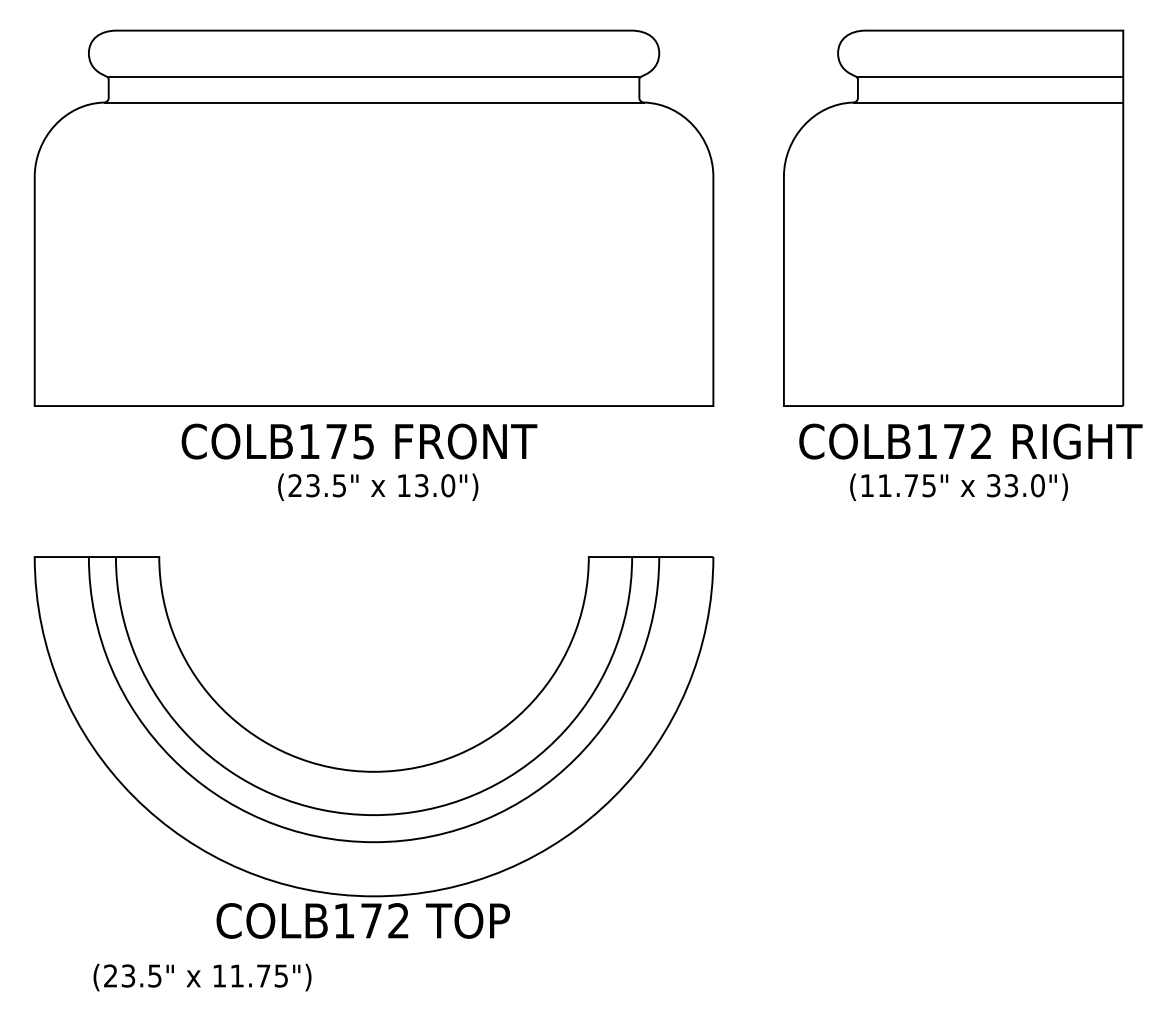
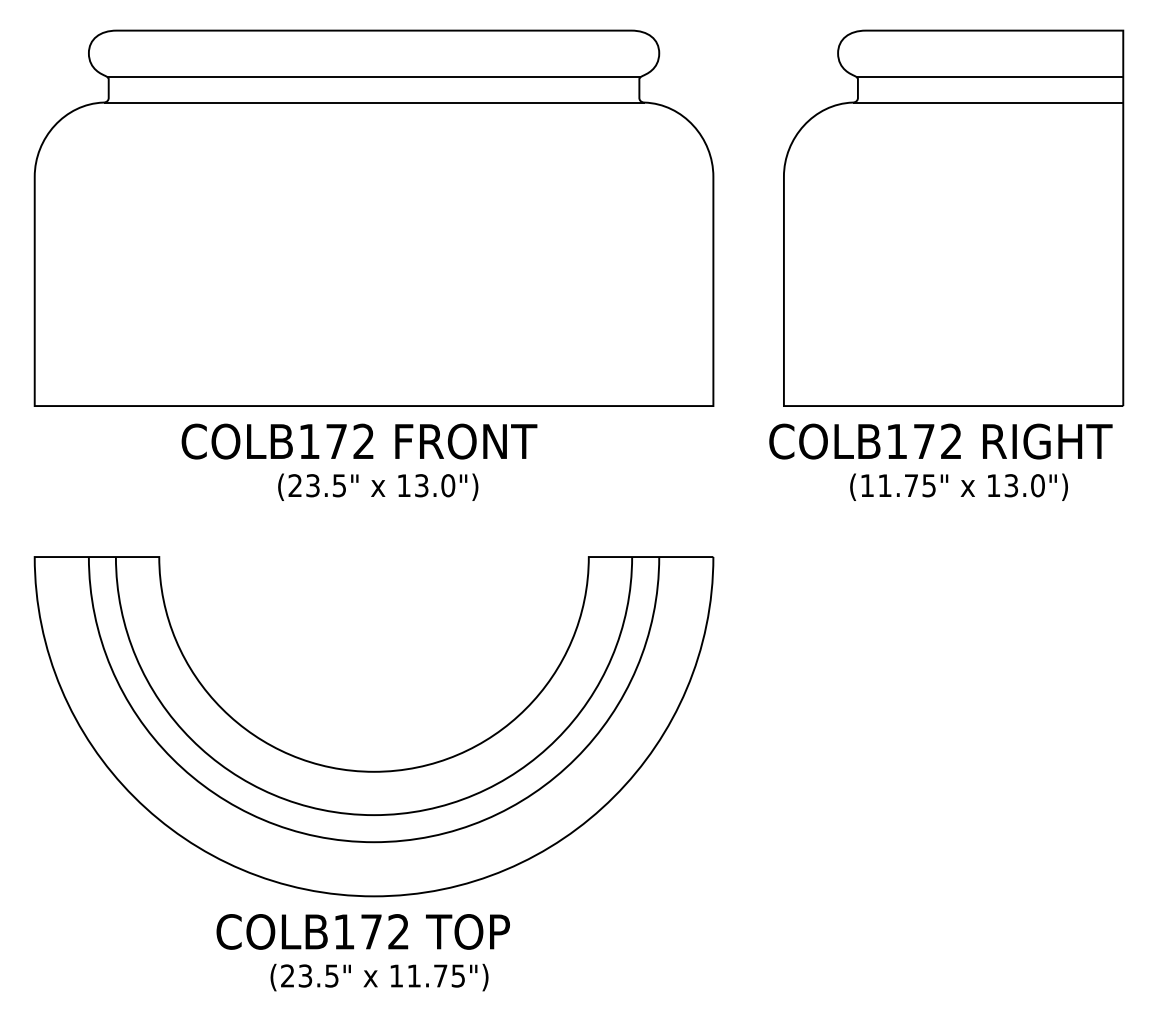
text: COLB175 -> COLB172 (363, 441)
text position: (970, 441) -> (940, 441) (940, 441)
text: 33.0") -> 13.0") (993, 485)
text position: (362, 920) -> (362, 931) (362, 931)
text position: (202, 977) -> (379, 977) (379, 977)
